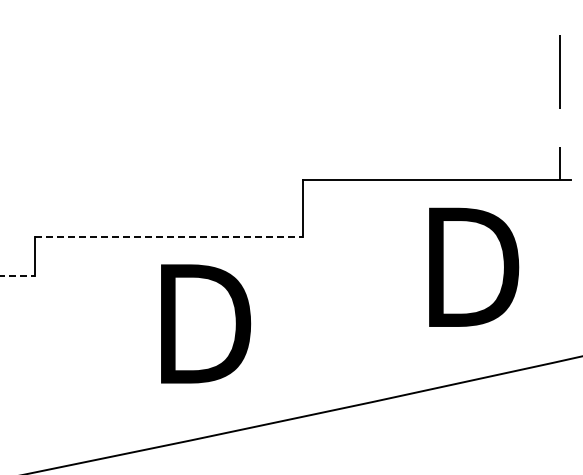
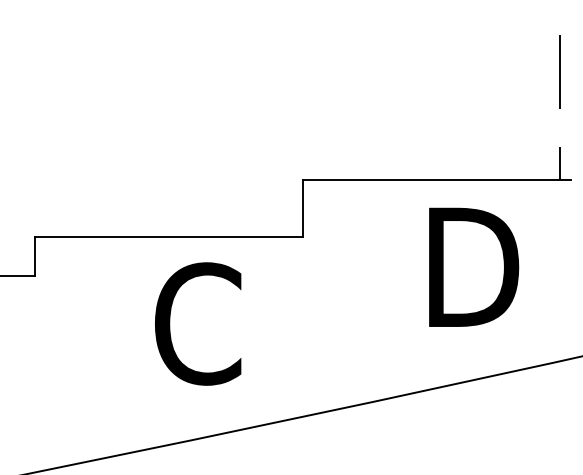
line: dashed -> solid (169, 236)
line: dashed -> solid (18, 275)
text: D -> C (203, 323)
